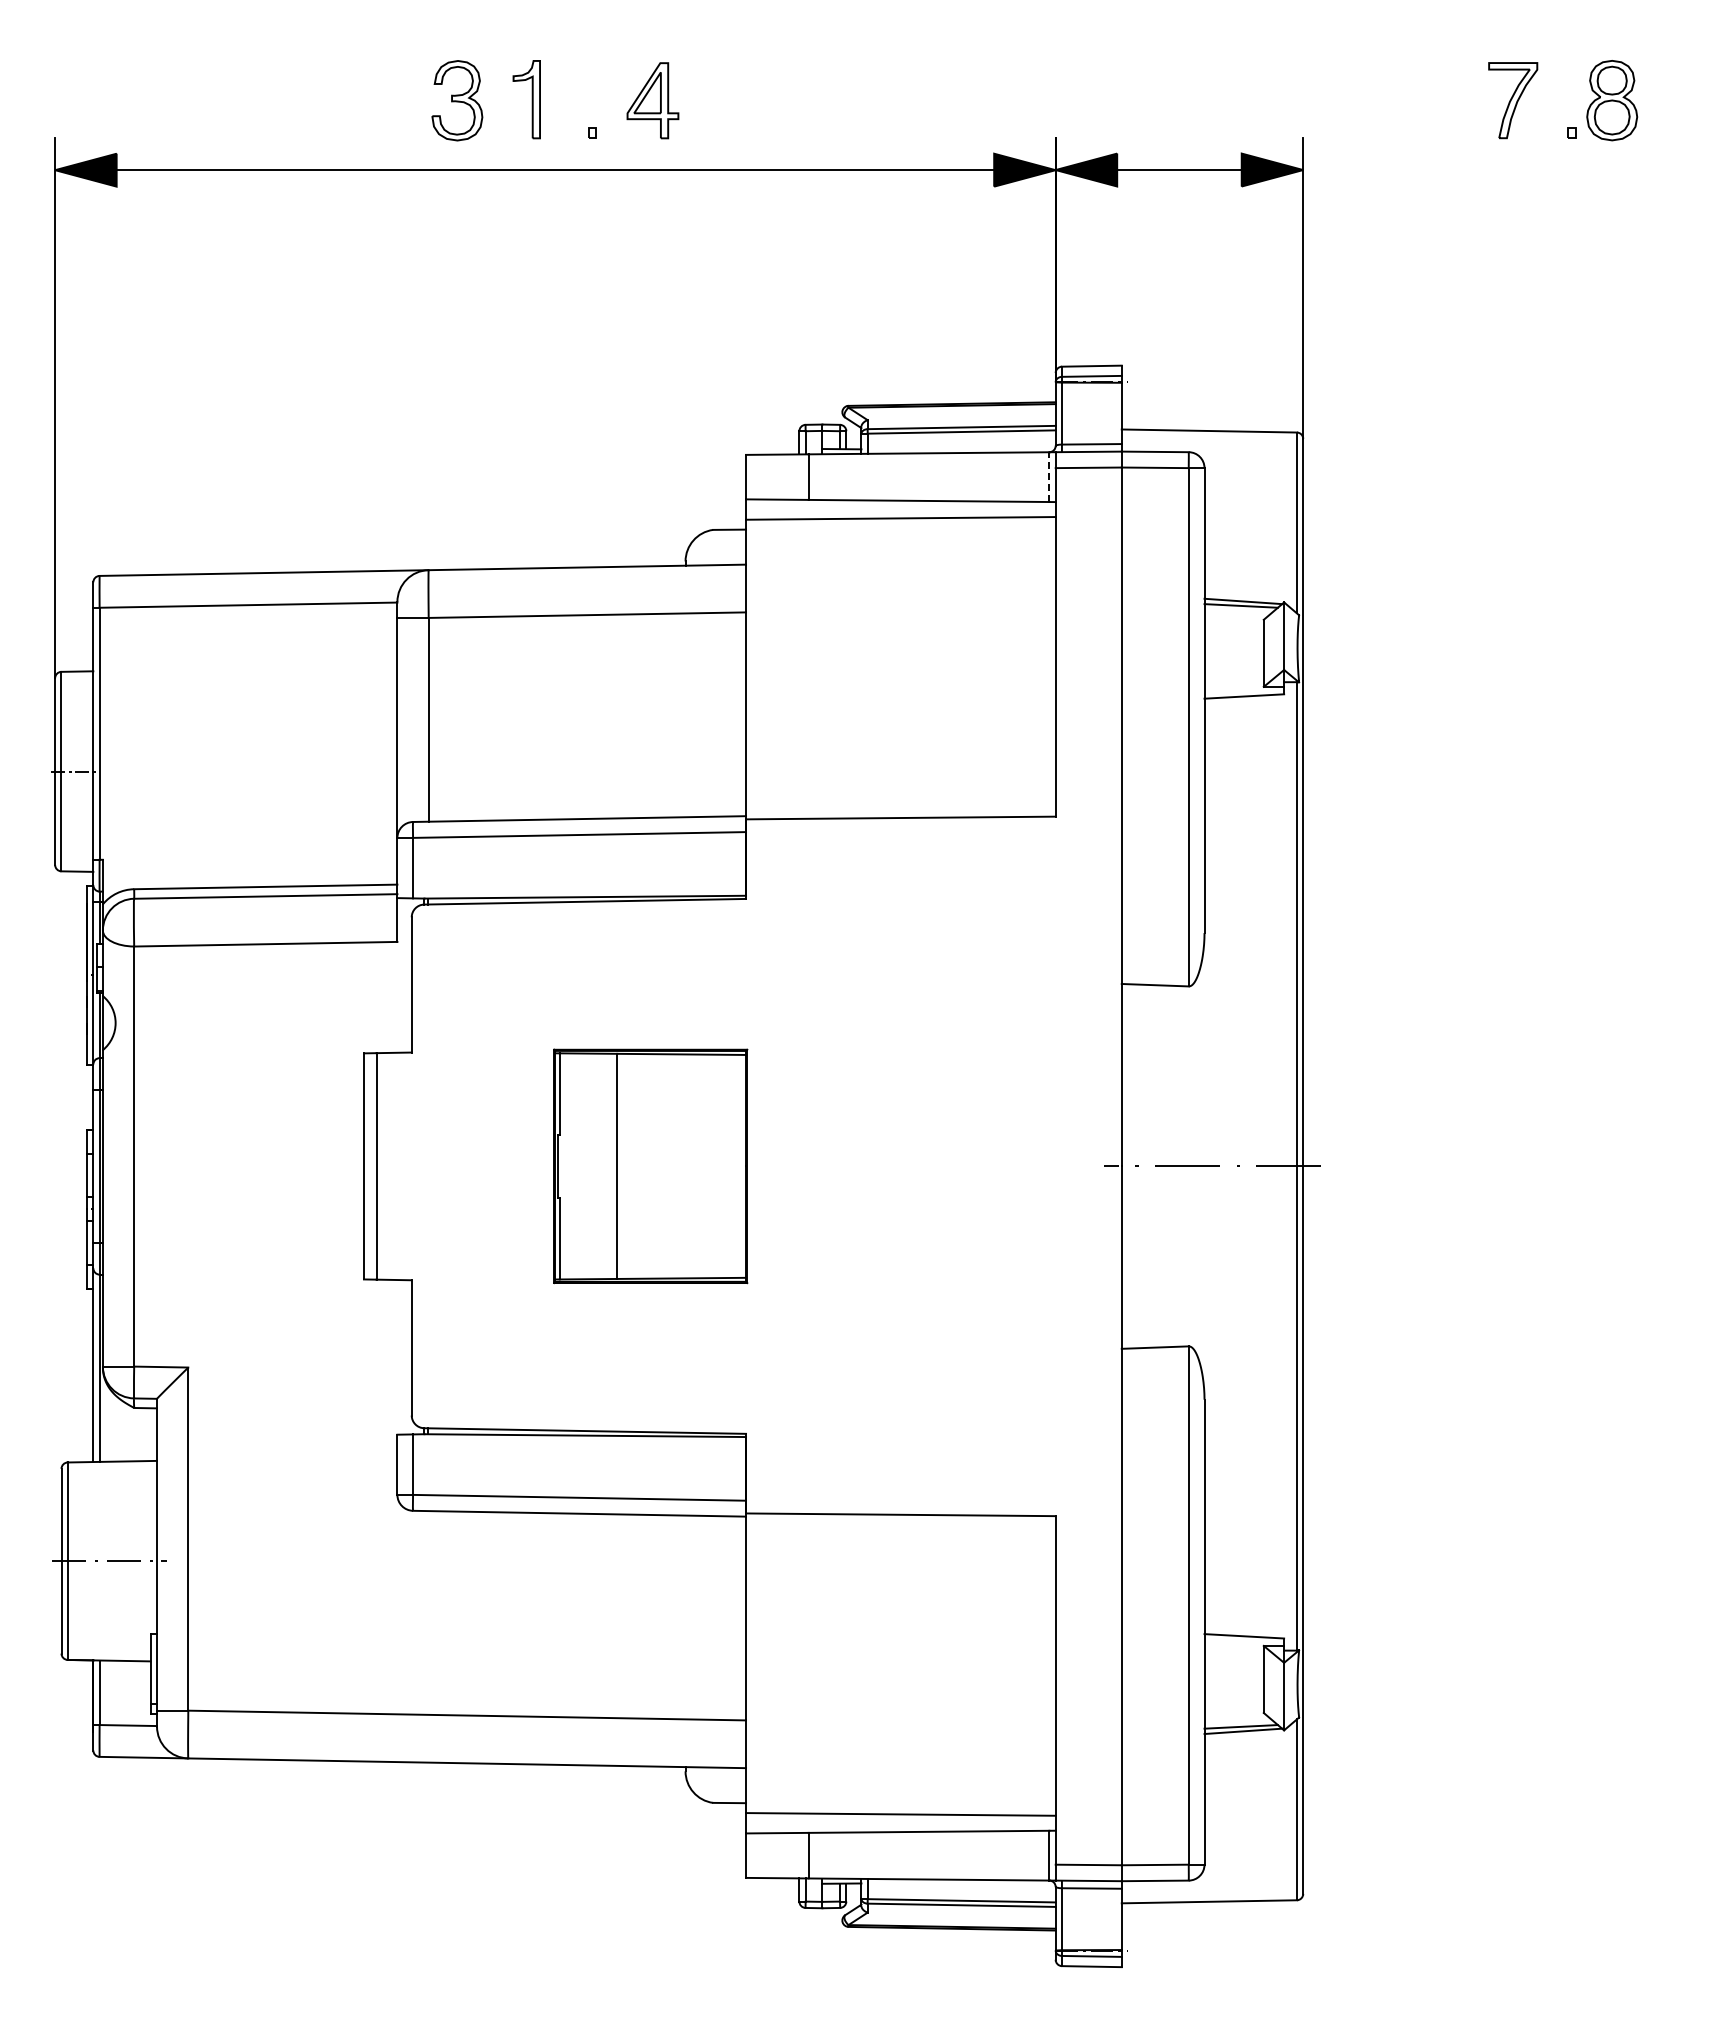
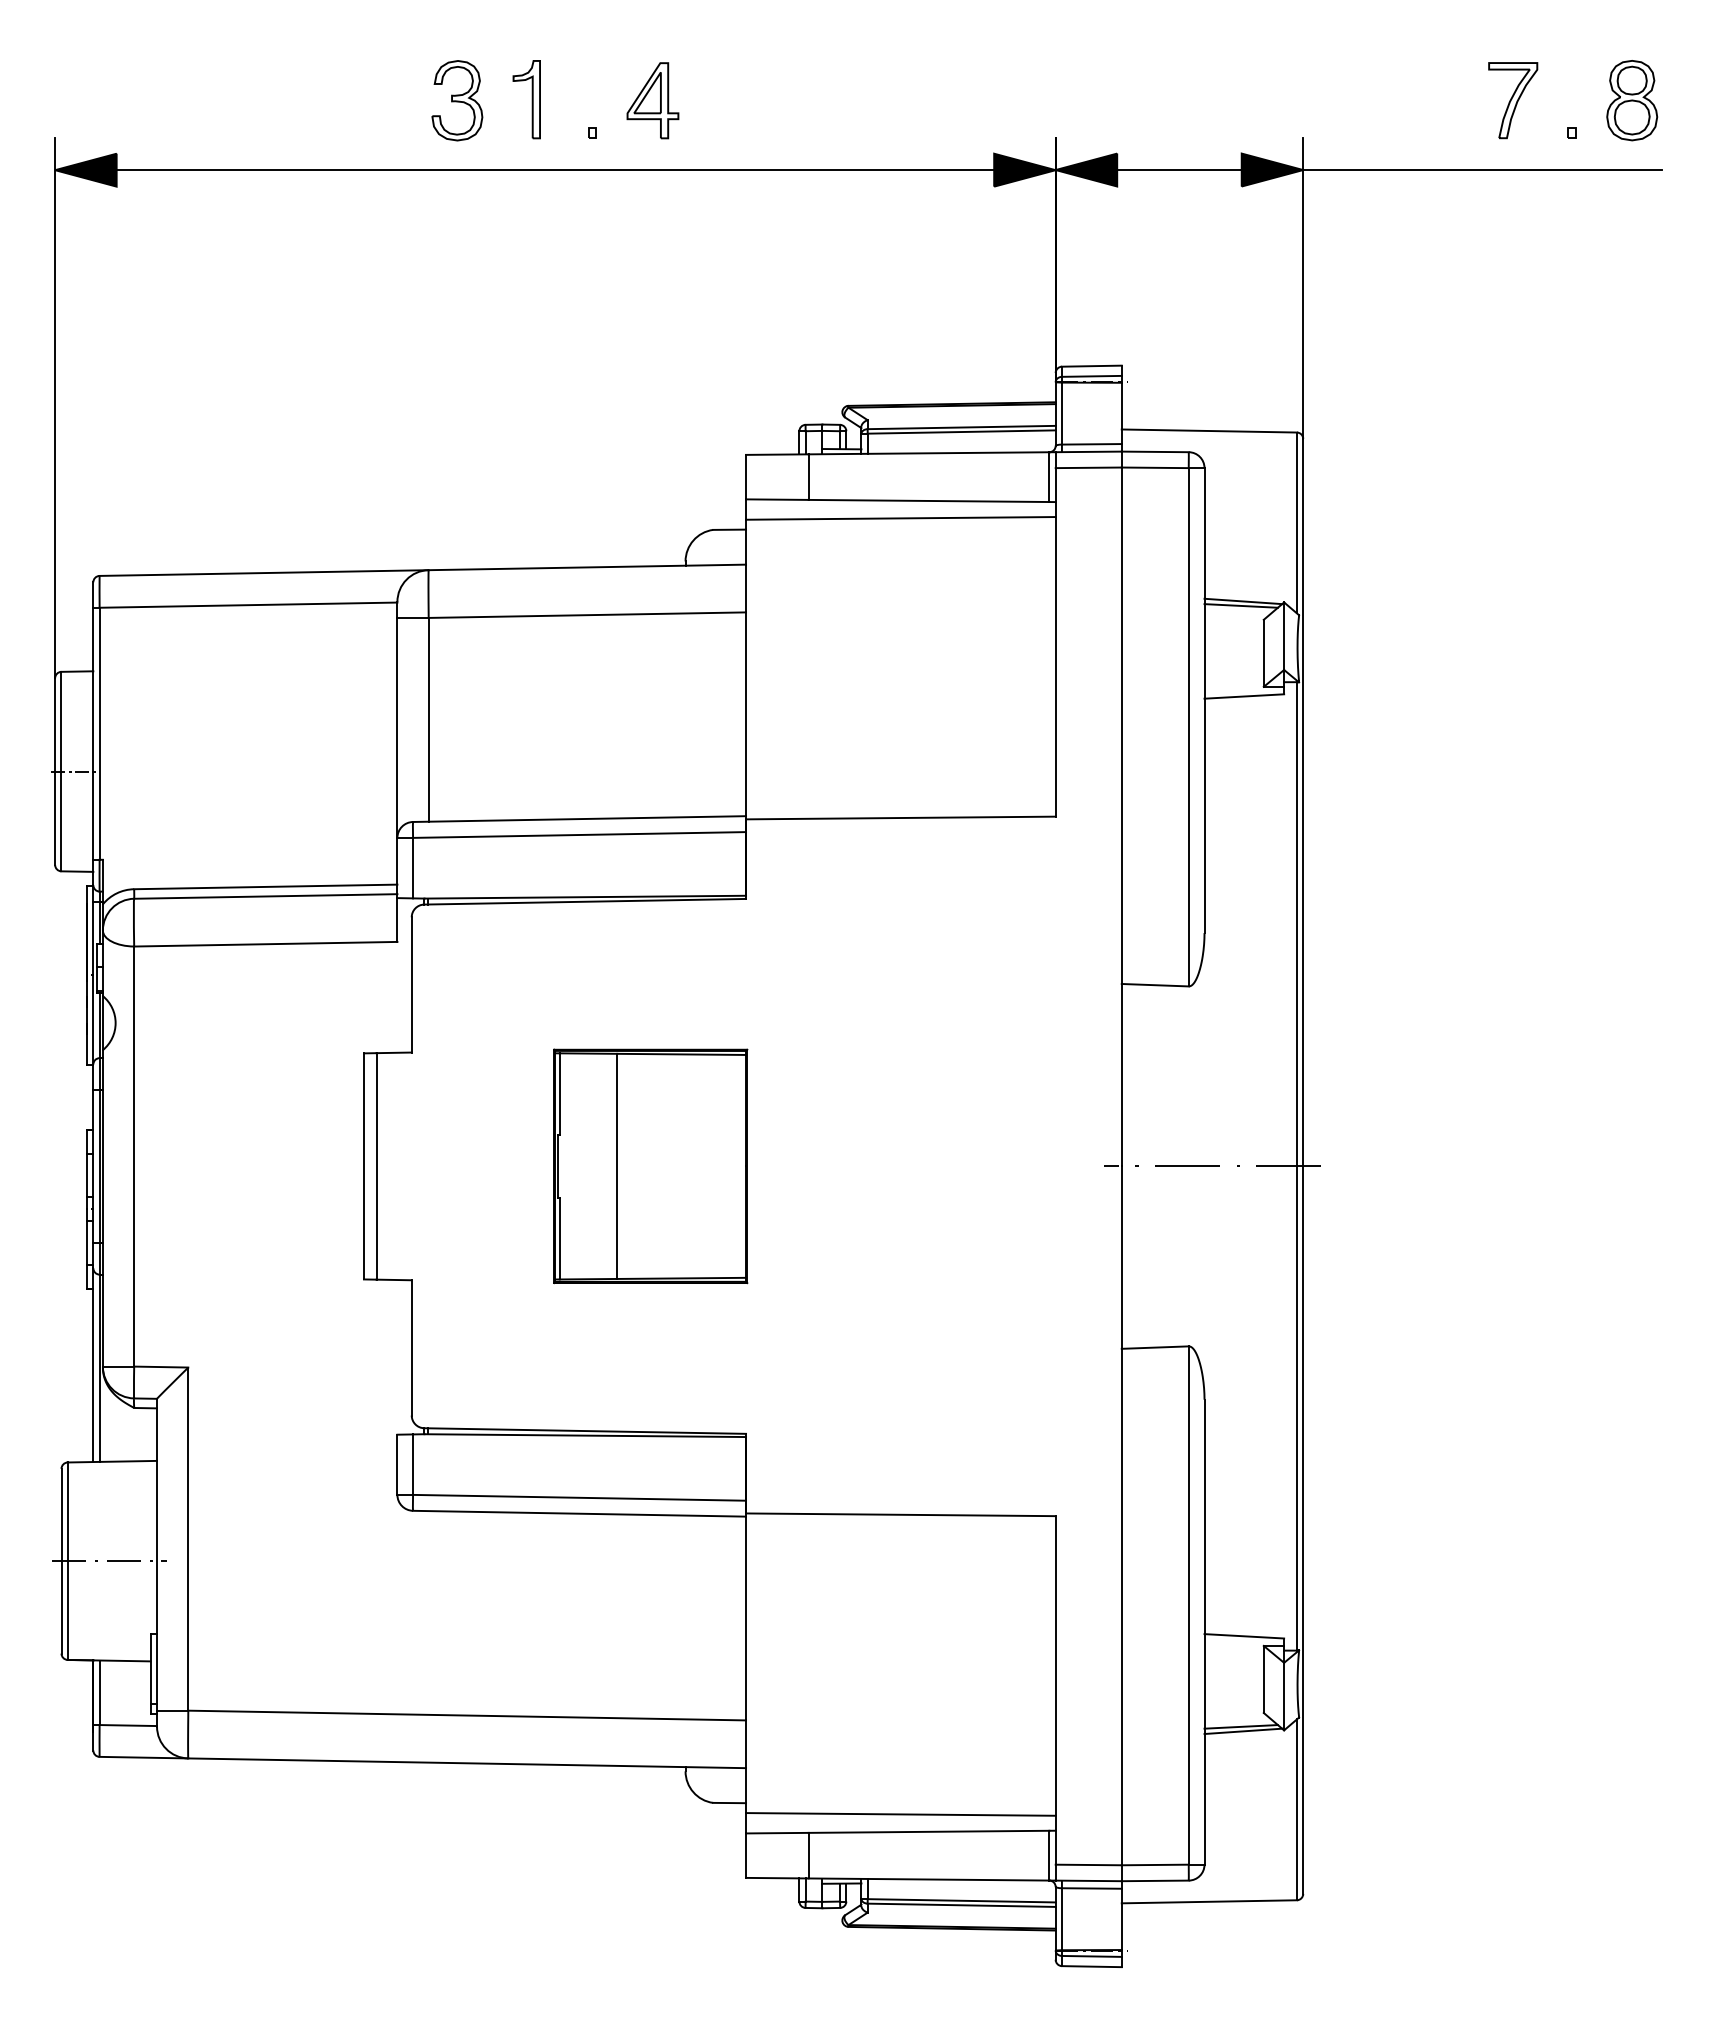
part position: (1612, 100) -> (1632, 100) (1632, 100)
line: none -> present (1482, 170)
line: dashed -> solid (1049, 477)
